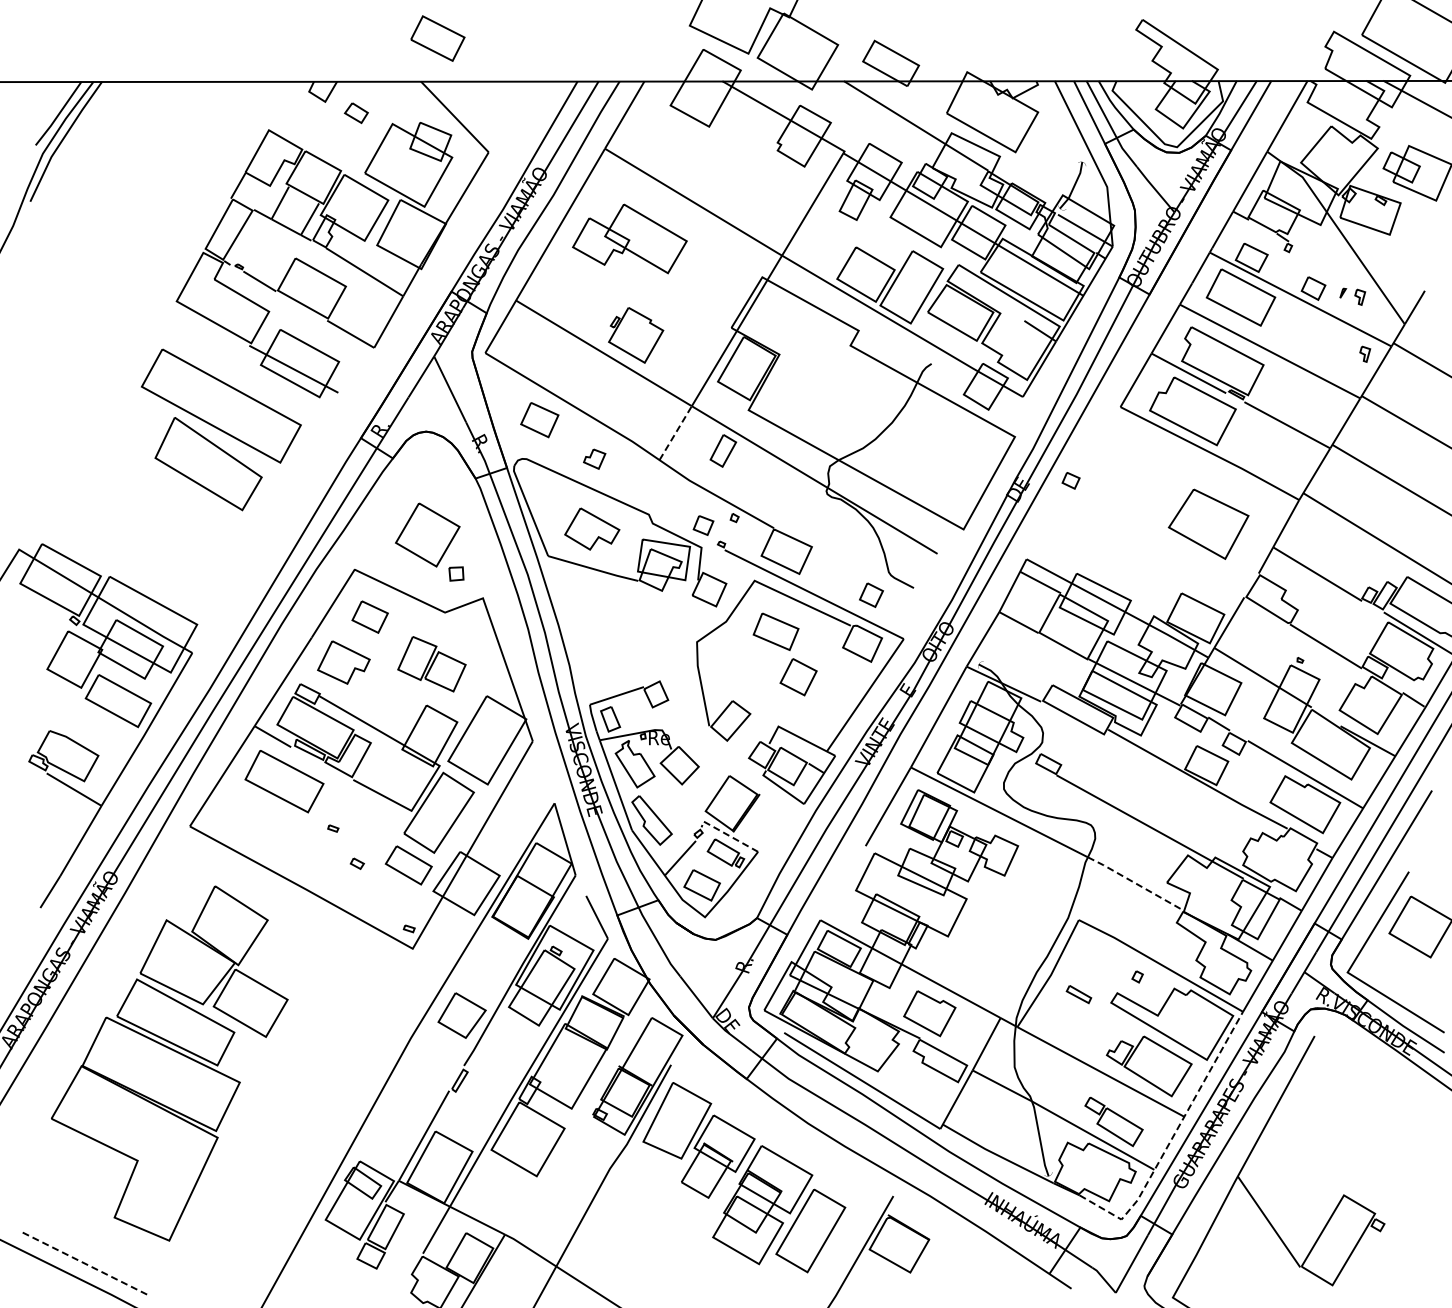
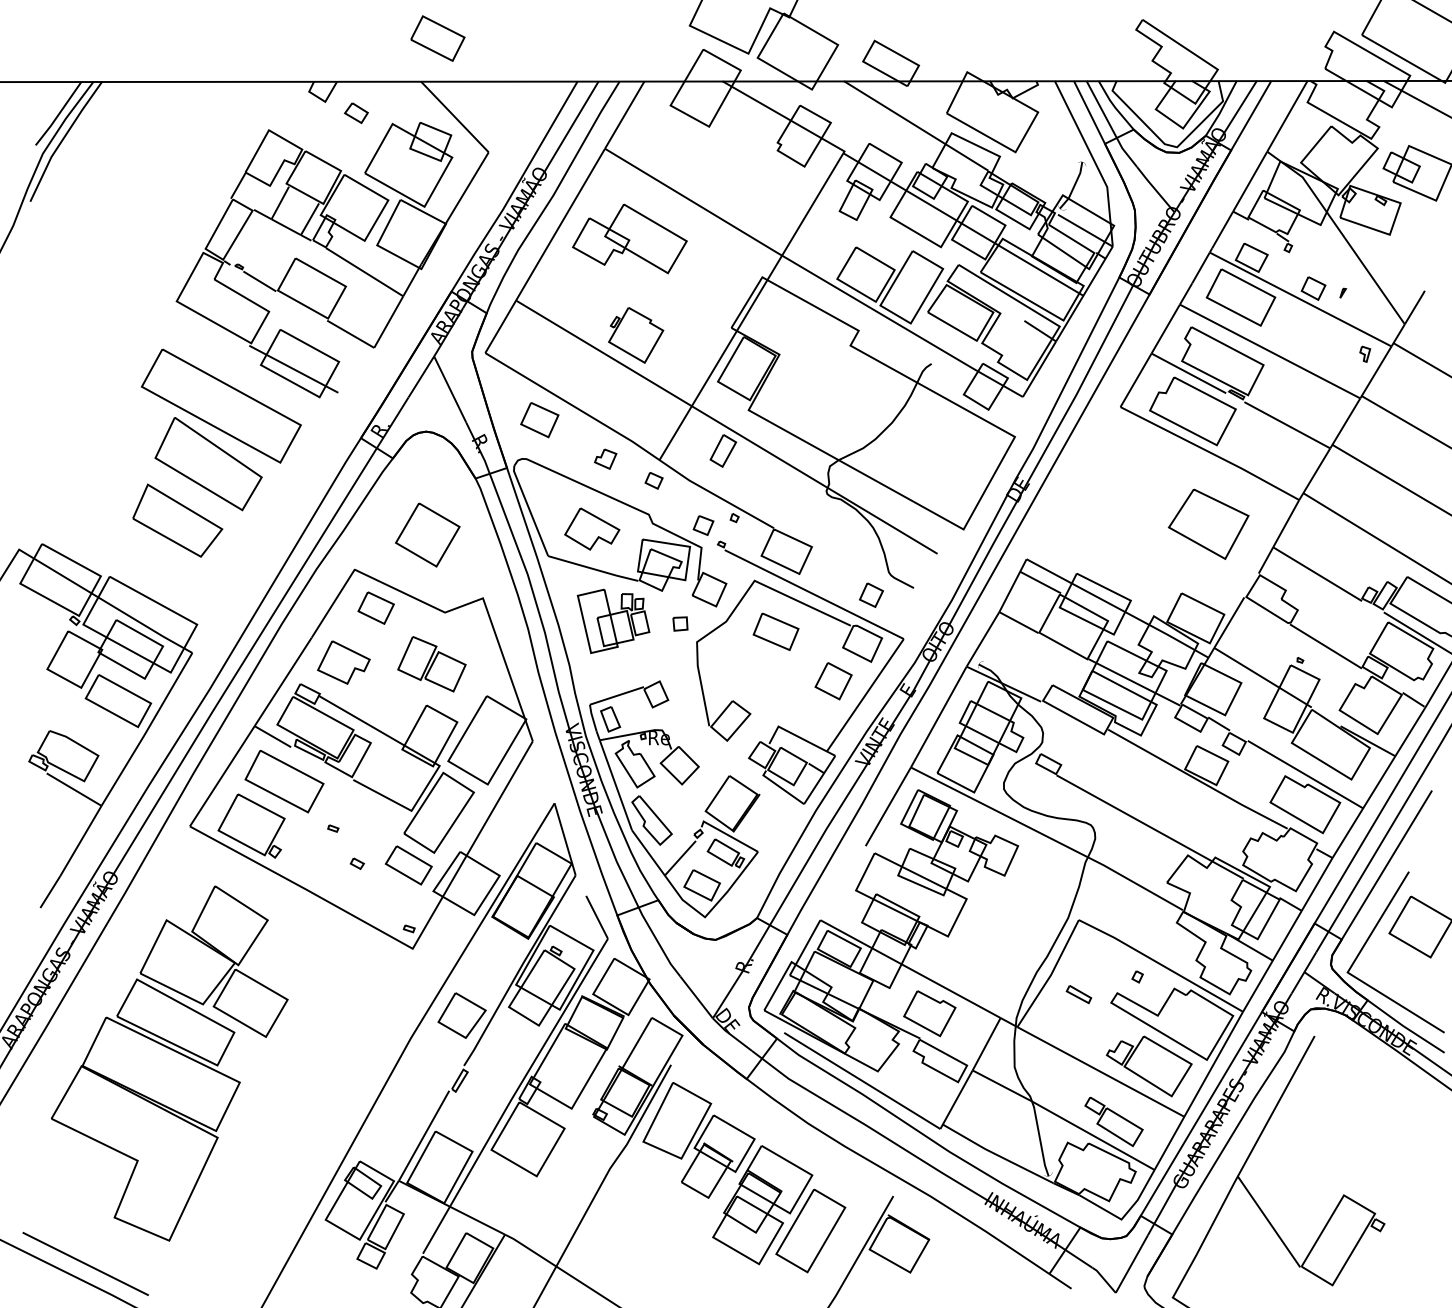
part: present -> none (1360, 296)
line: dashed -> solid (675, 432)
part position: (594, 458) -> (605, 458) (605, 458)
part position: (1070, 480) -> (653, 480) (653, 480)
part: none -> present (177, 520)
part position: (456, 573) -> (680, 623) (680, 623)
part position: (369, 616) -> (375, 607) (375, 607)
part: none -> present (613, 620)
part position: (798, 677) -> (833, 681) (833, 681)
part: none -> present (251, 825)
line: dashed -> solid (727, 834)
line: dashed -> solid (1135, 883)
line: dashed -> solid (1171, 1139)
line: dashed -> solid (86, 1264)
